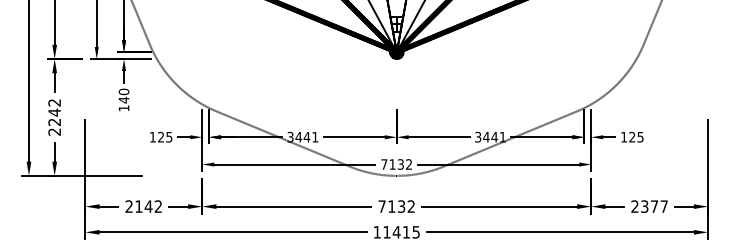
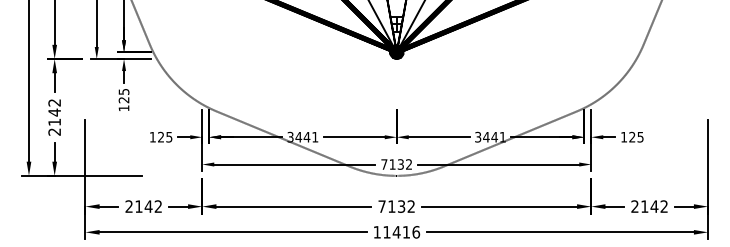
text: 140 -> 125 (123, 95)
text: 2242 -> 2142 (54, 121)
text: 2377 -> 2142 (654, 206)
text: 11415 -> 11416 (416, 232)
